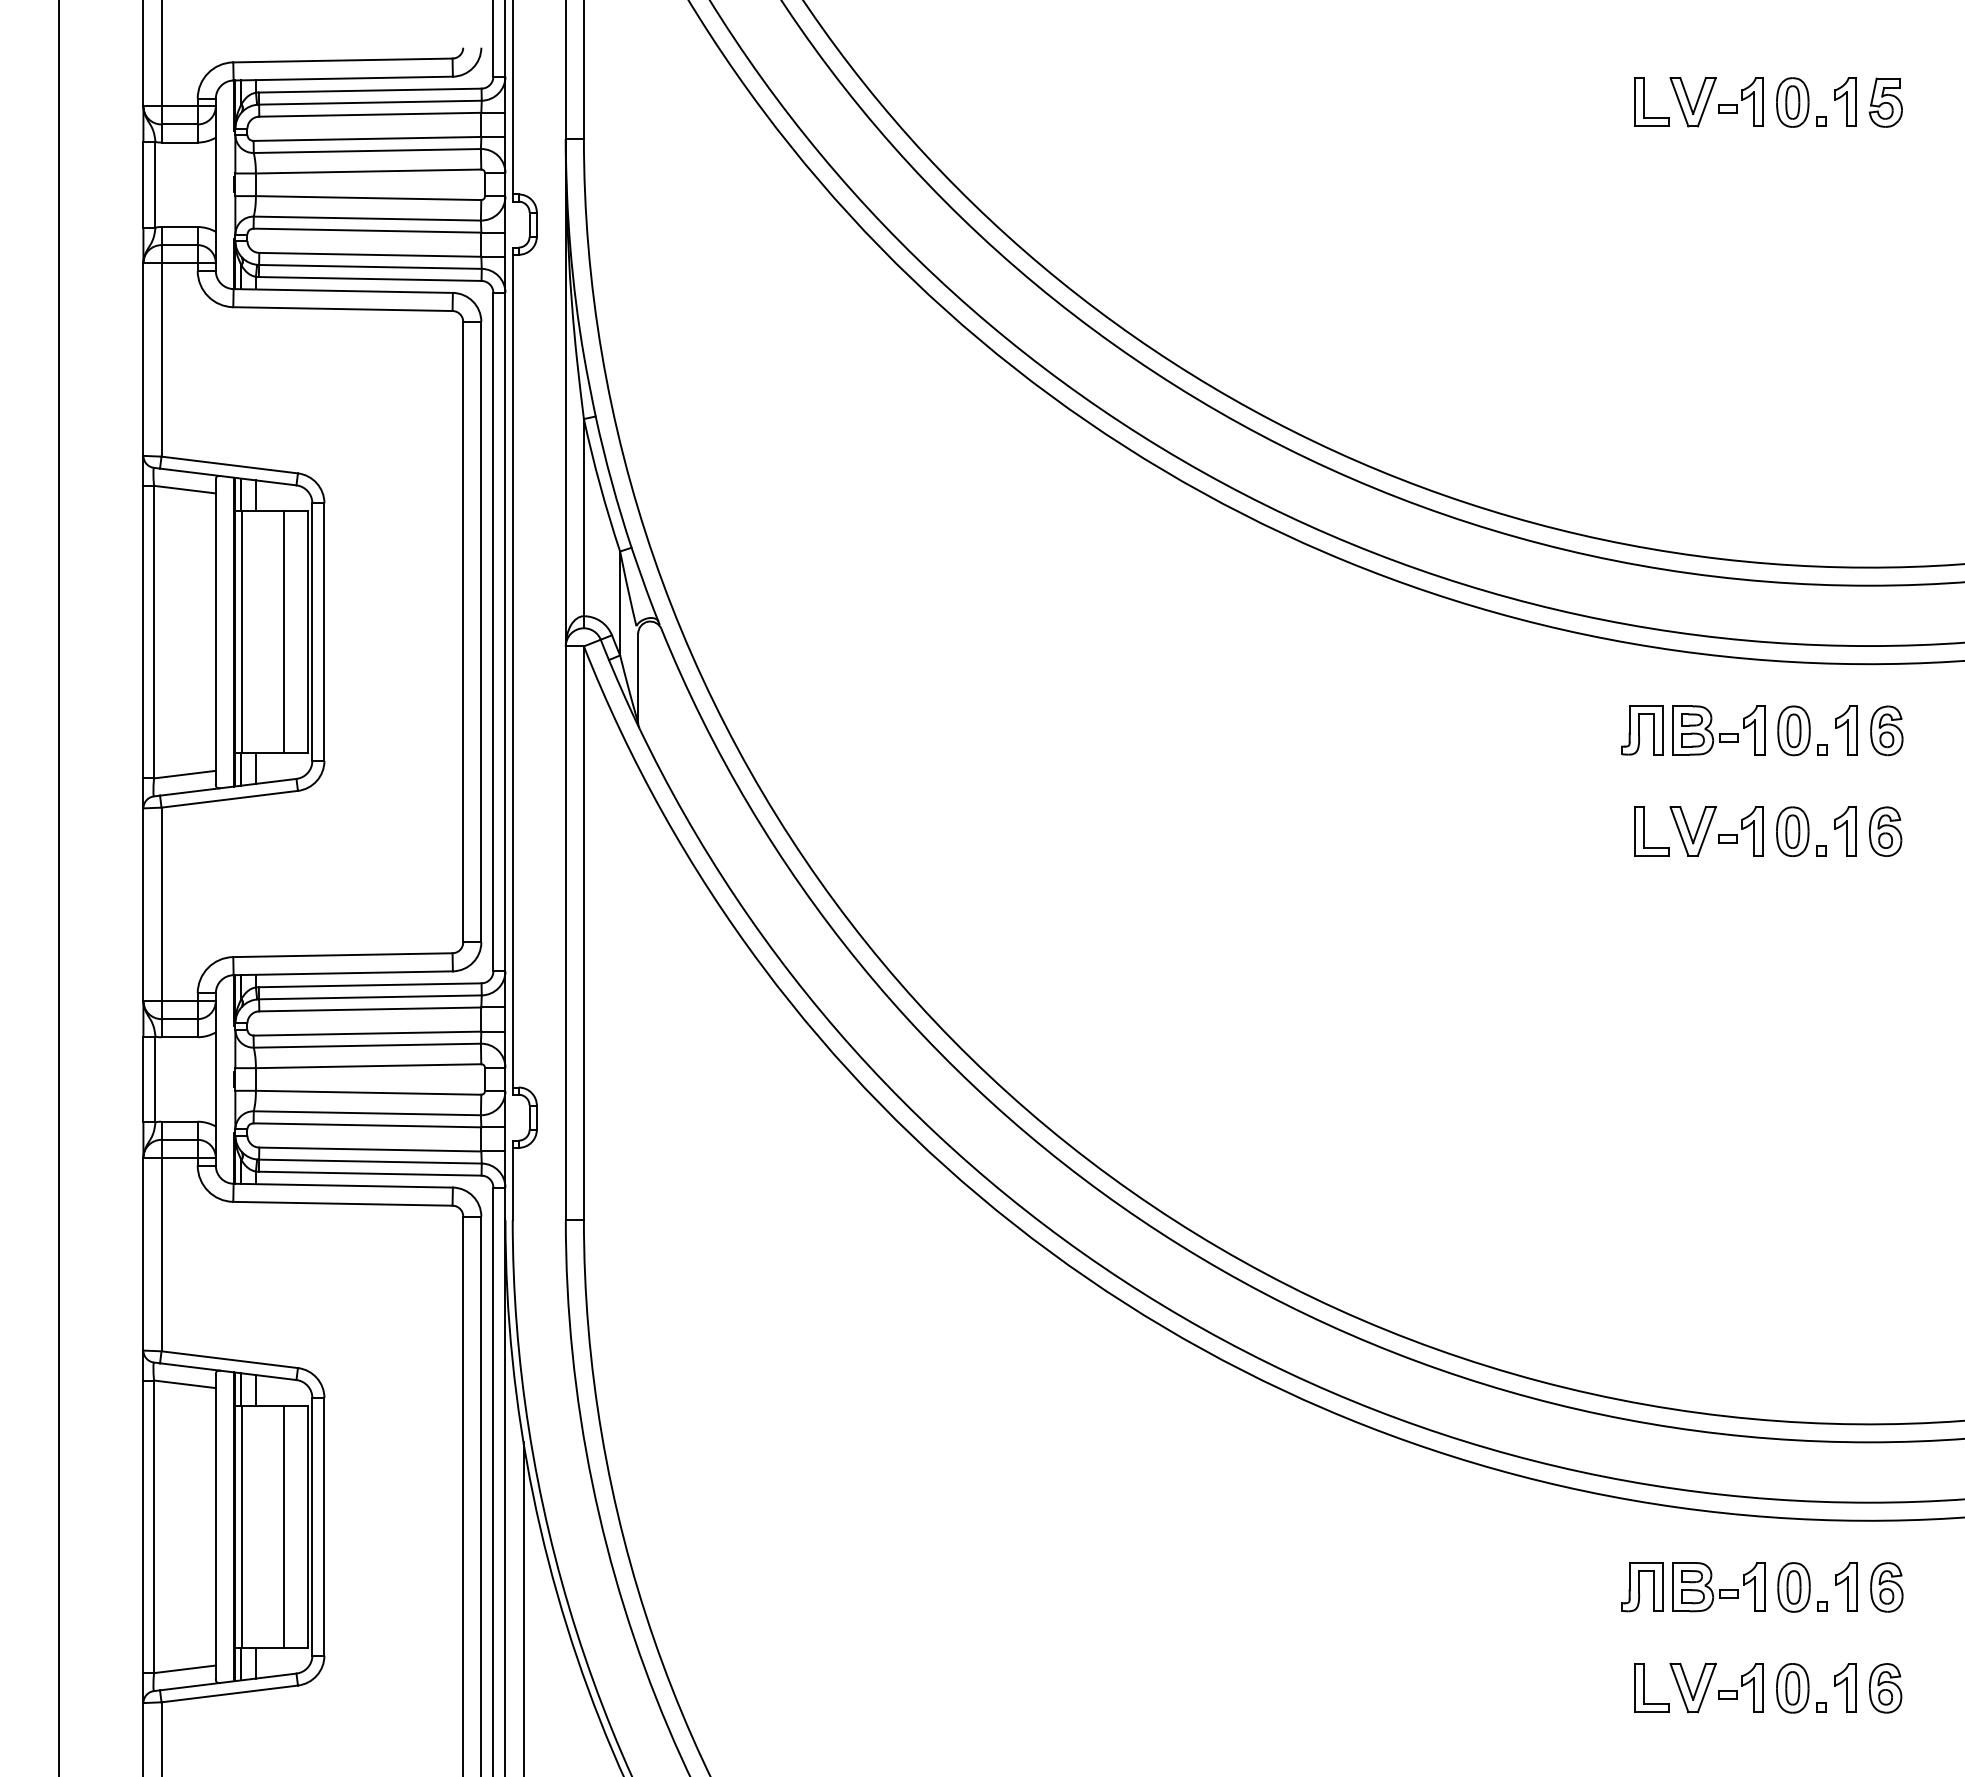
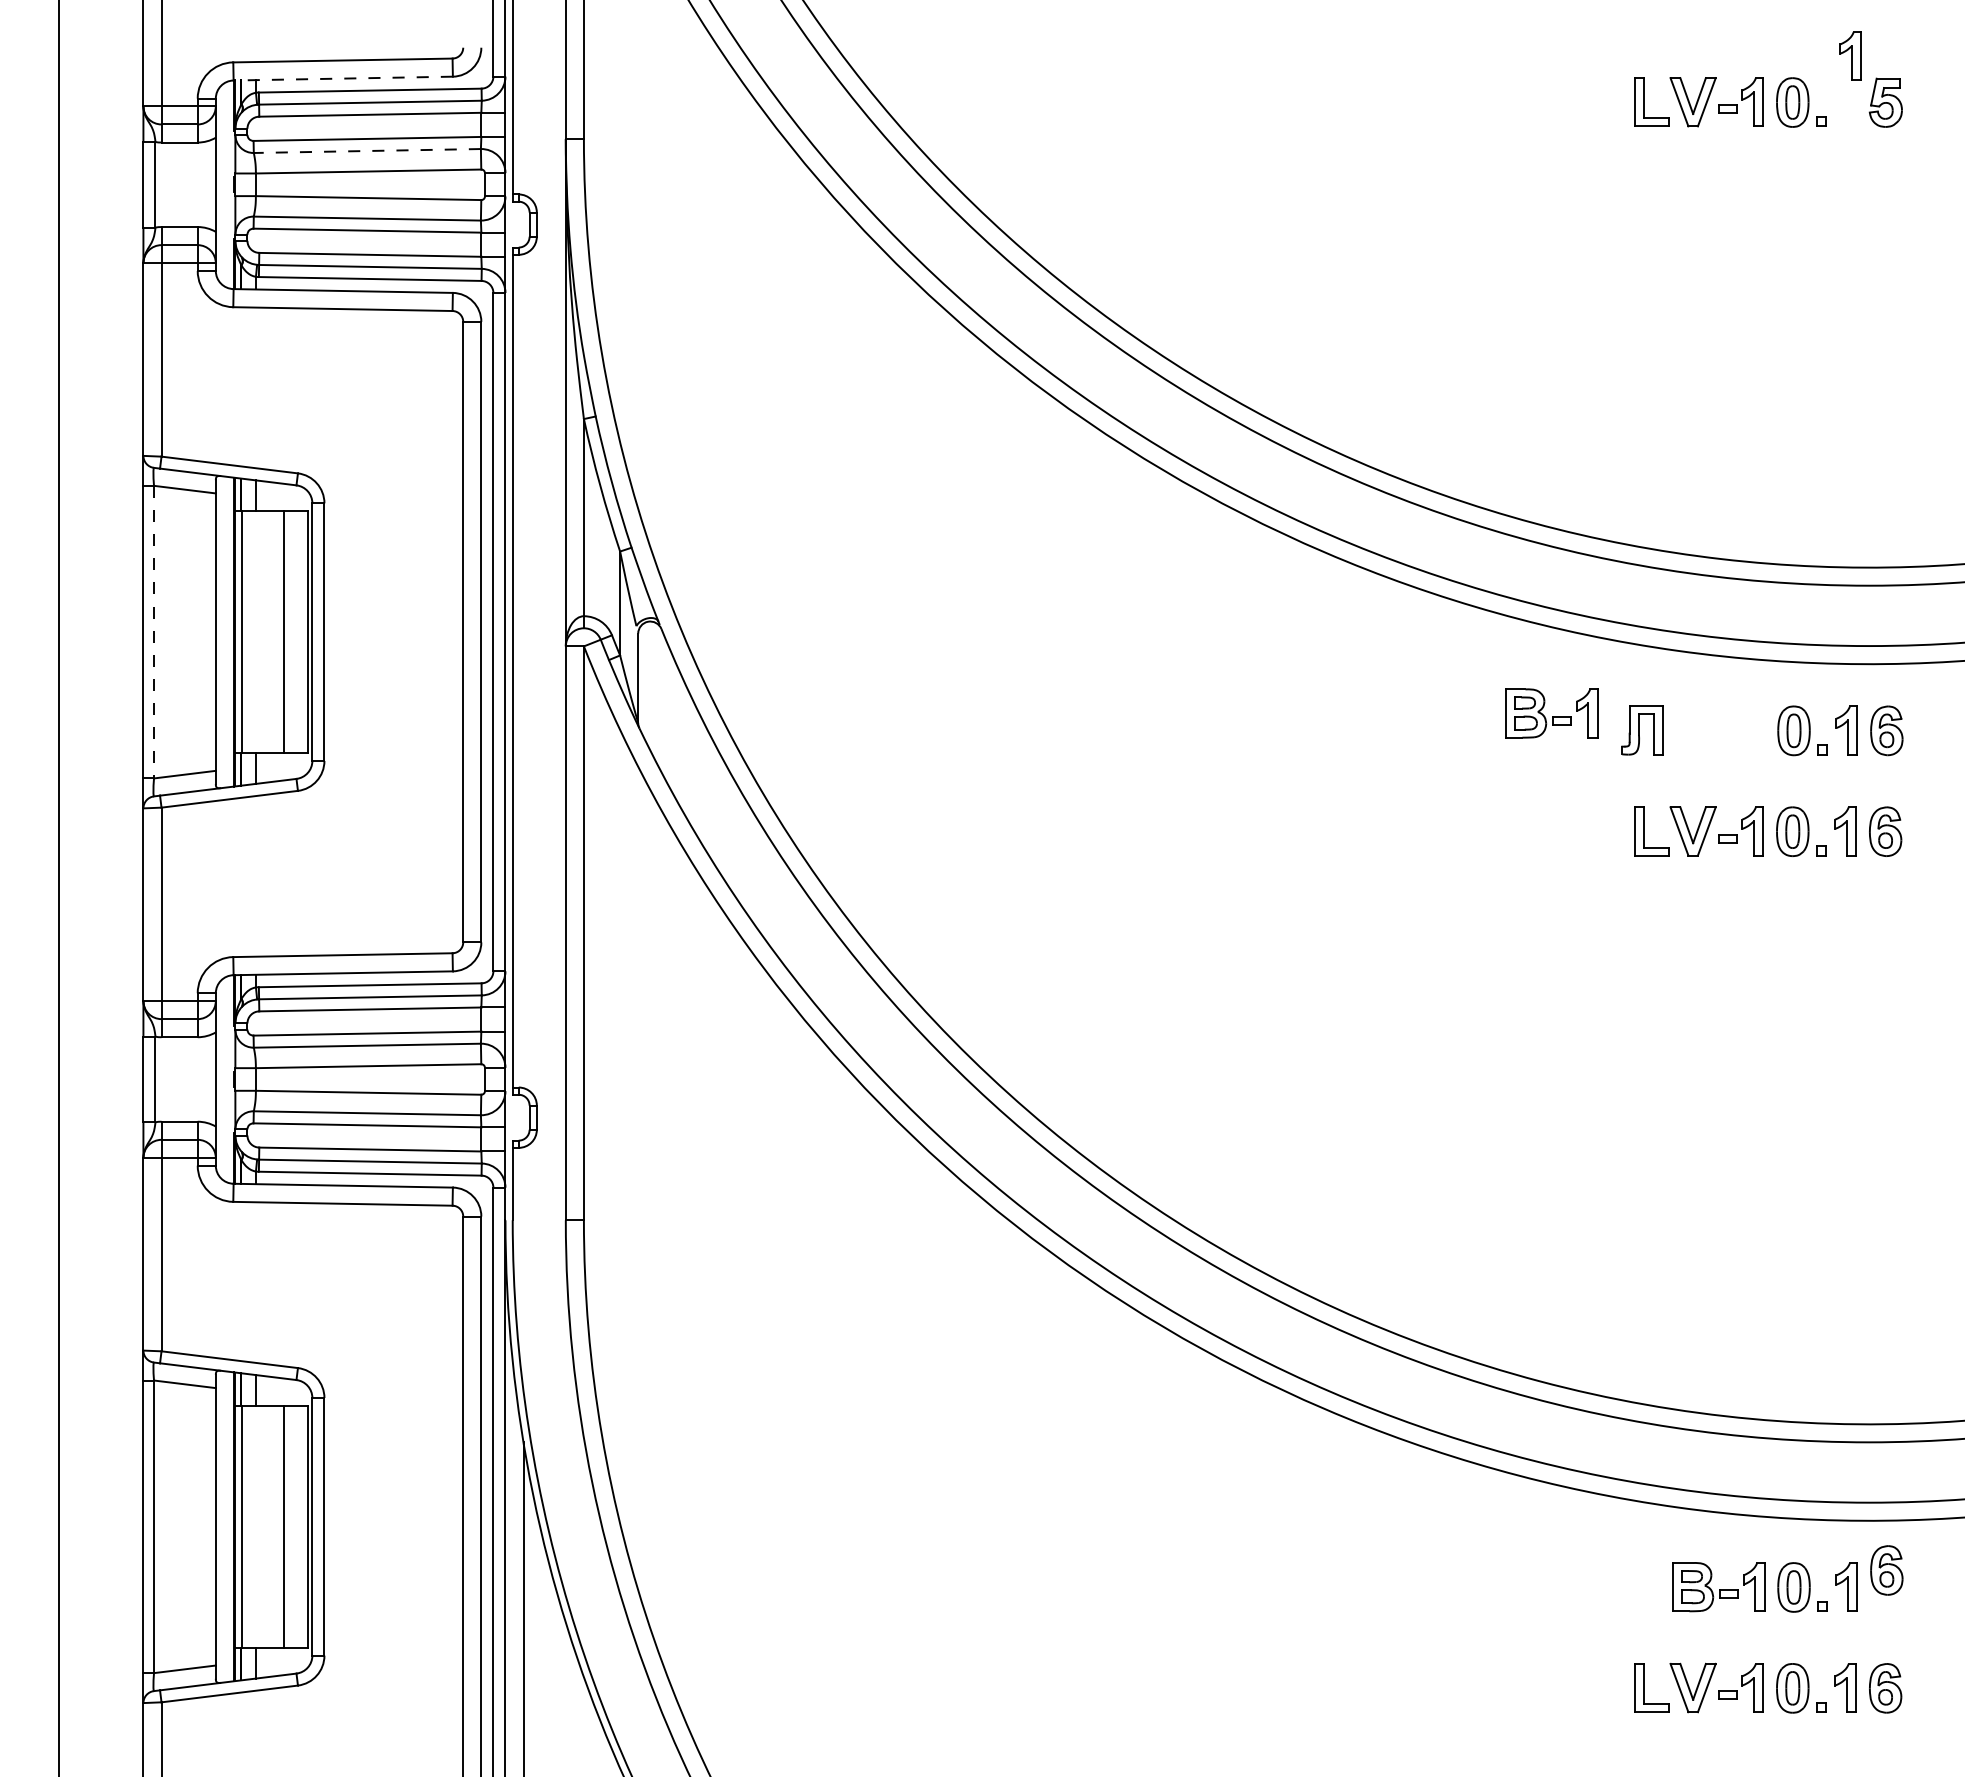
line: solid -> dashed (343, 78)
part position: (1845, 101) -> (1850, 55) (1850, 55)
line: solid -> dashed (367, 151)
line: solid -> dashed (154, 632)
part position: (1718, 730) -> (1551, 713) (1551, 713)
part: present -> none (1642, 1587)
part position: (1886, 1587) -> (1886, 1570) (1886, 1570)
